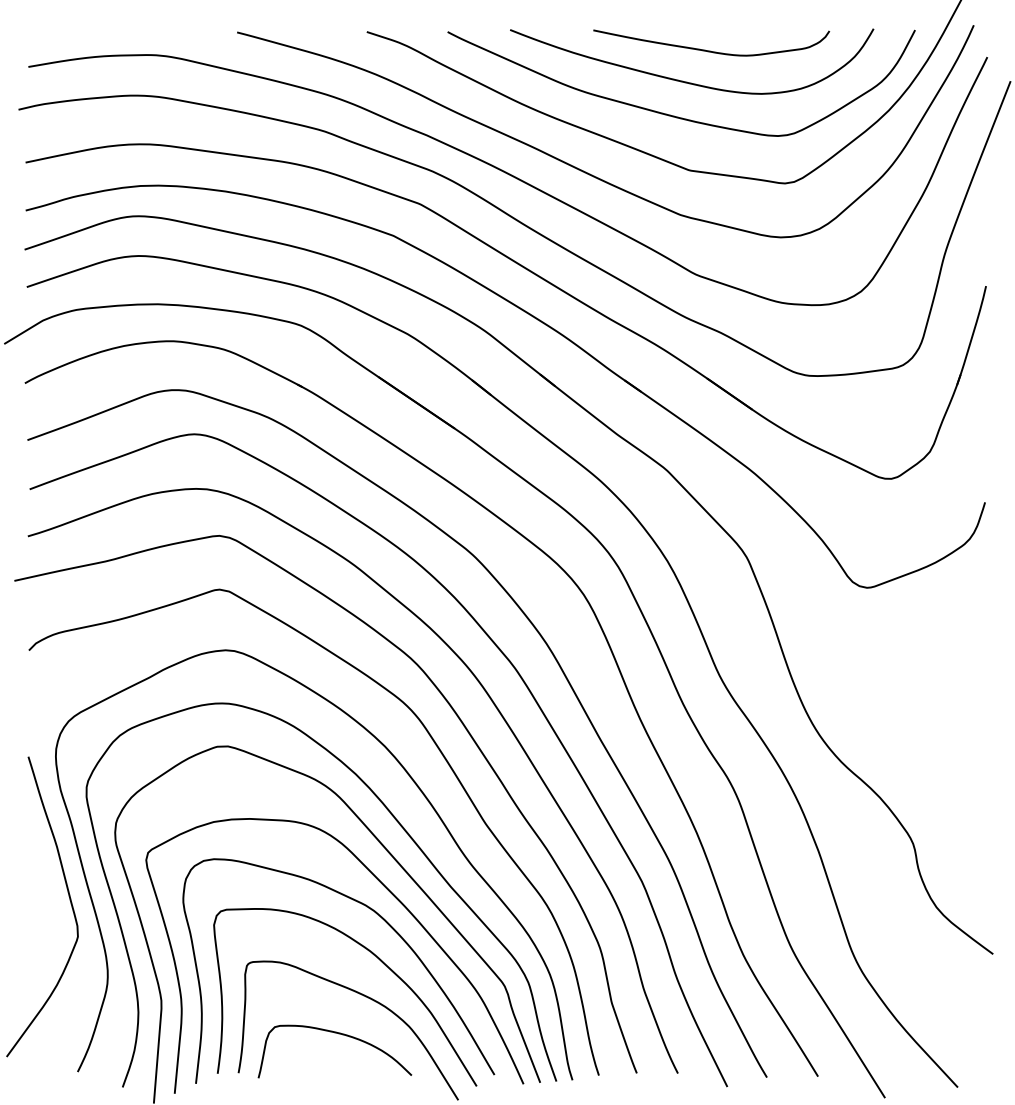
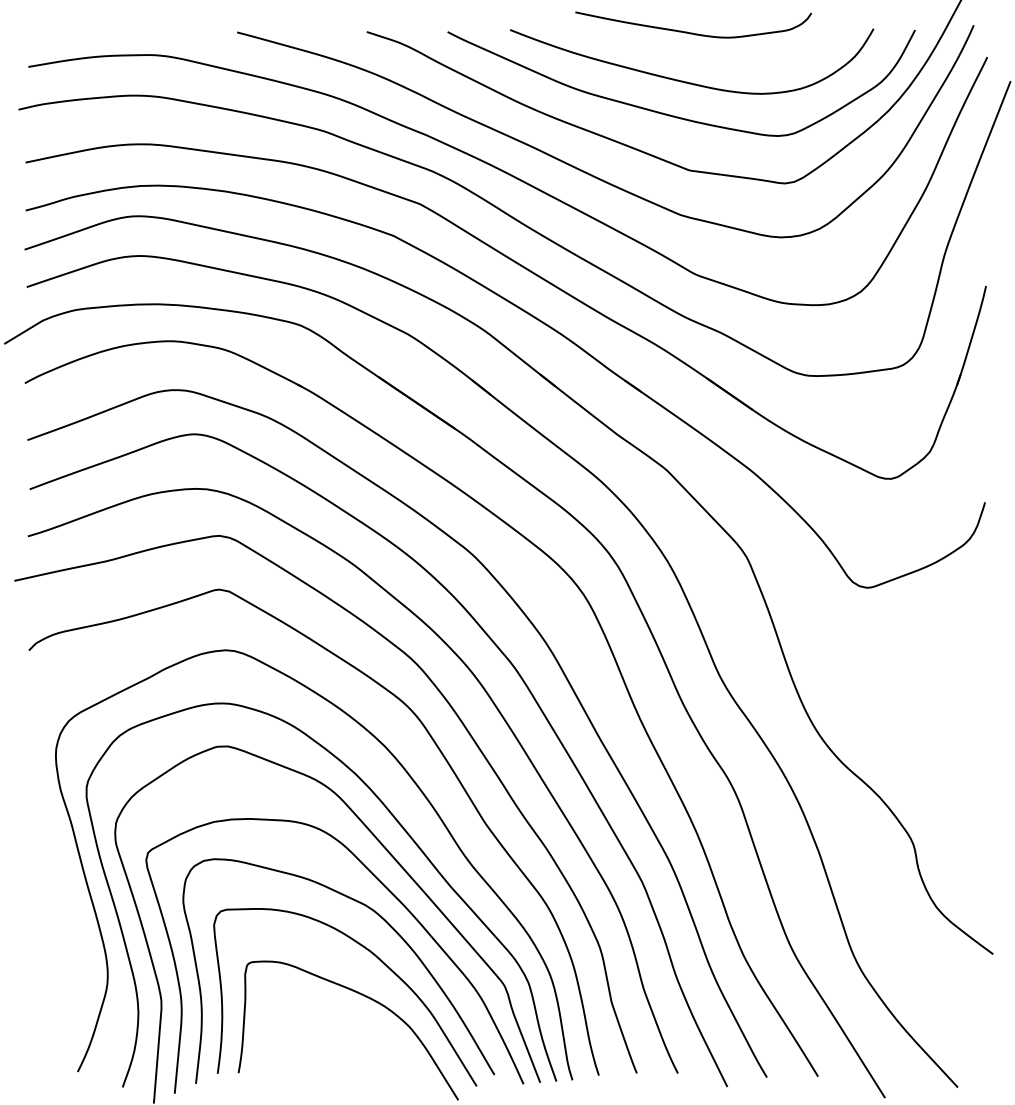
curve position: (710, 50) -> (692, 32) (692, 32)
curve: present -> none (69, 900)
curve: present -> none (338, 1034)
